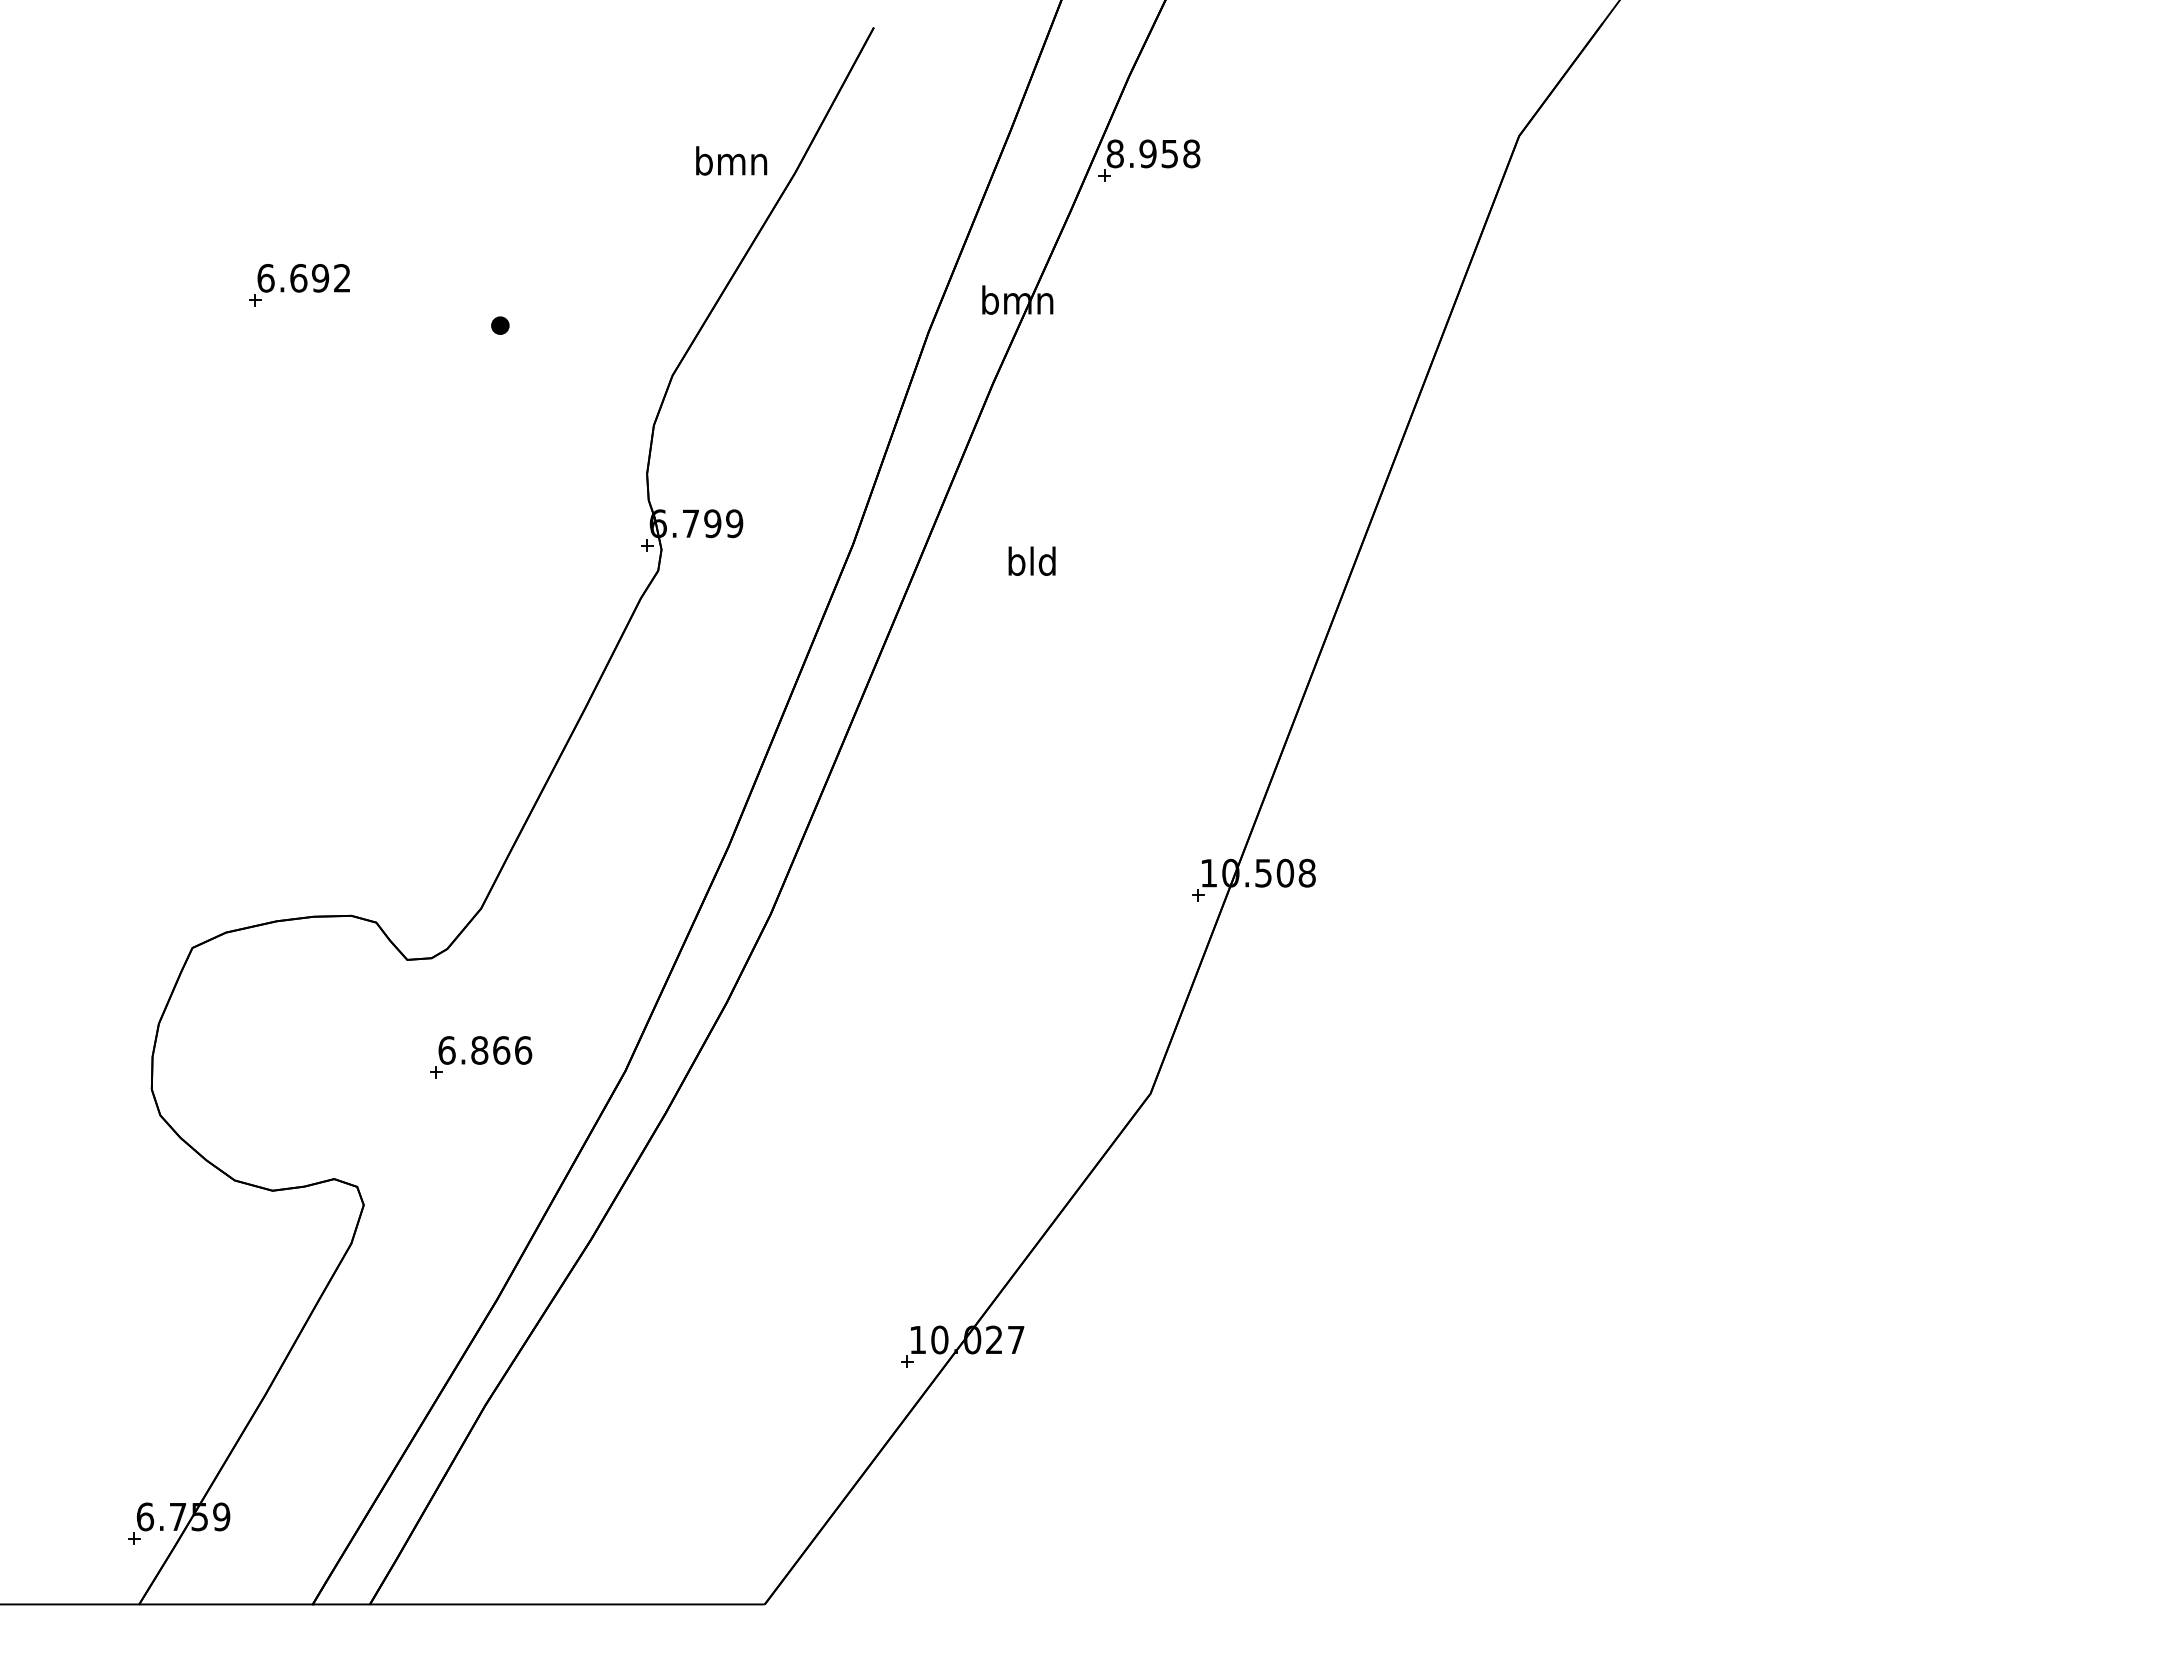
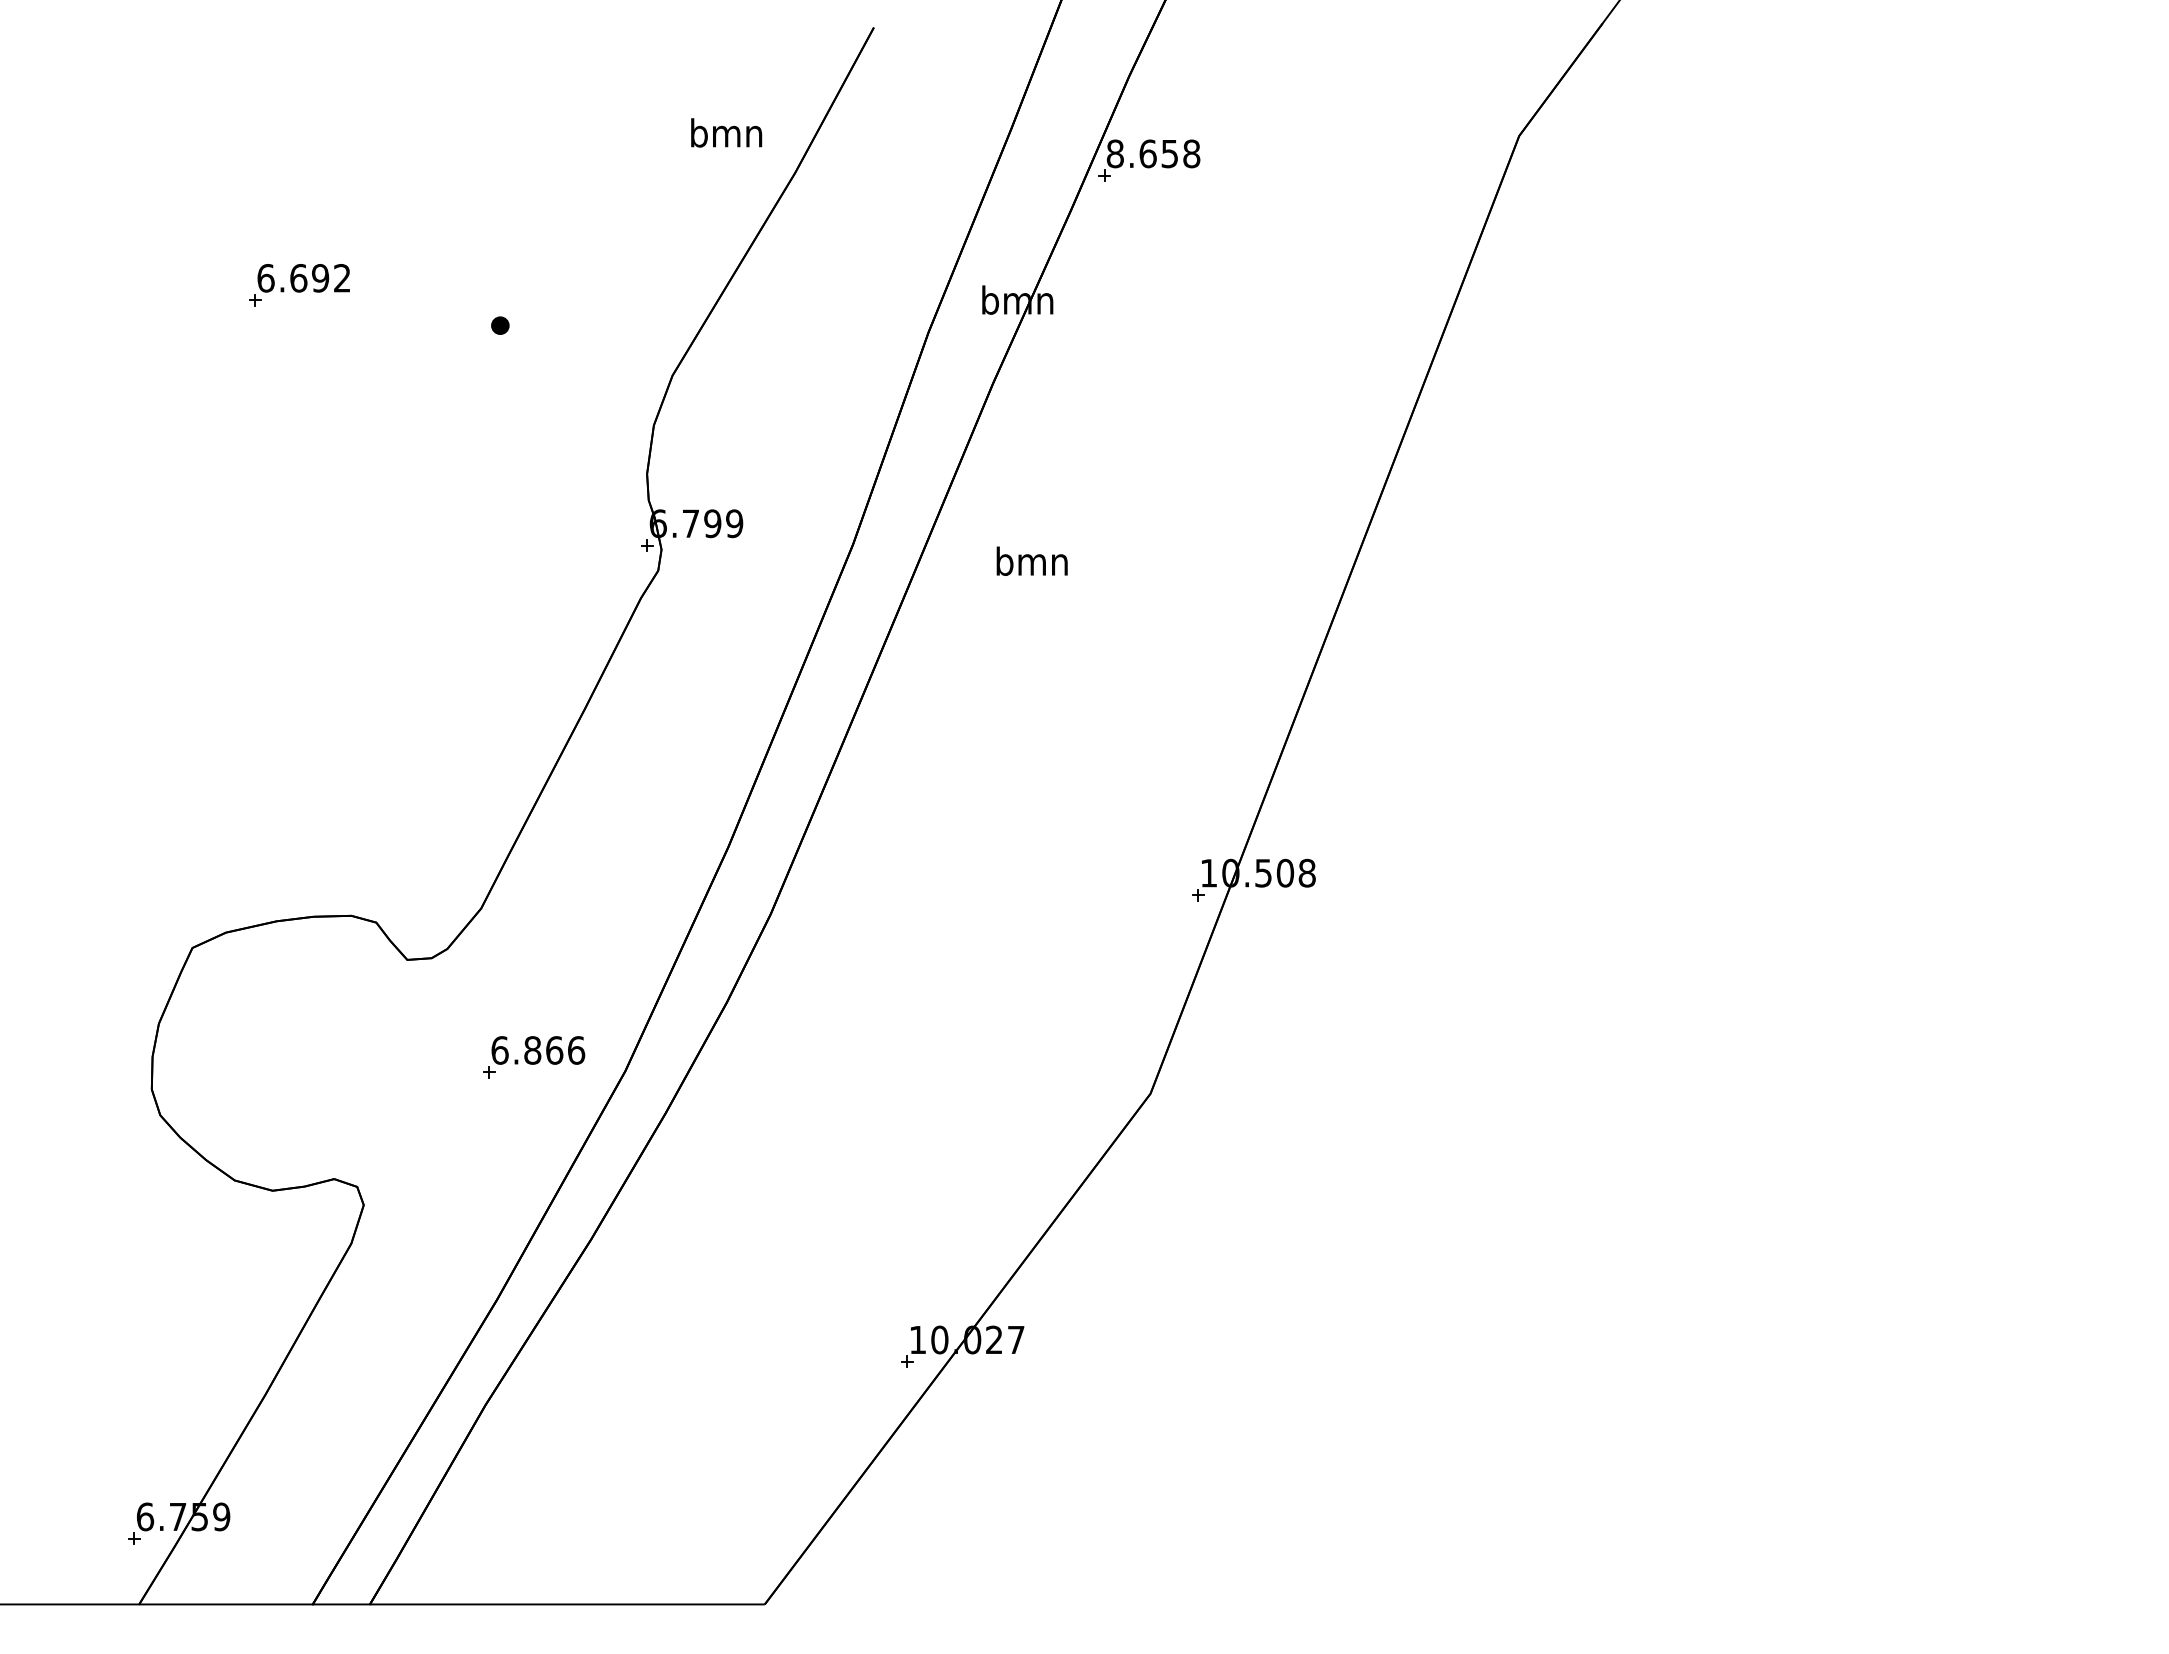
text: 8.958 -> 8.658 (1147, 153)
text position: (731, 160) -> (726, 132) (726, 132)
text: bld -> bmn (1031, 560)
part position: (481, 1057) -> (534, 1057) (534, 1057)
